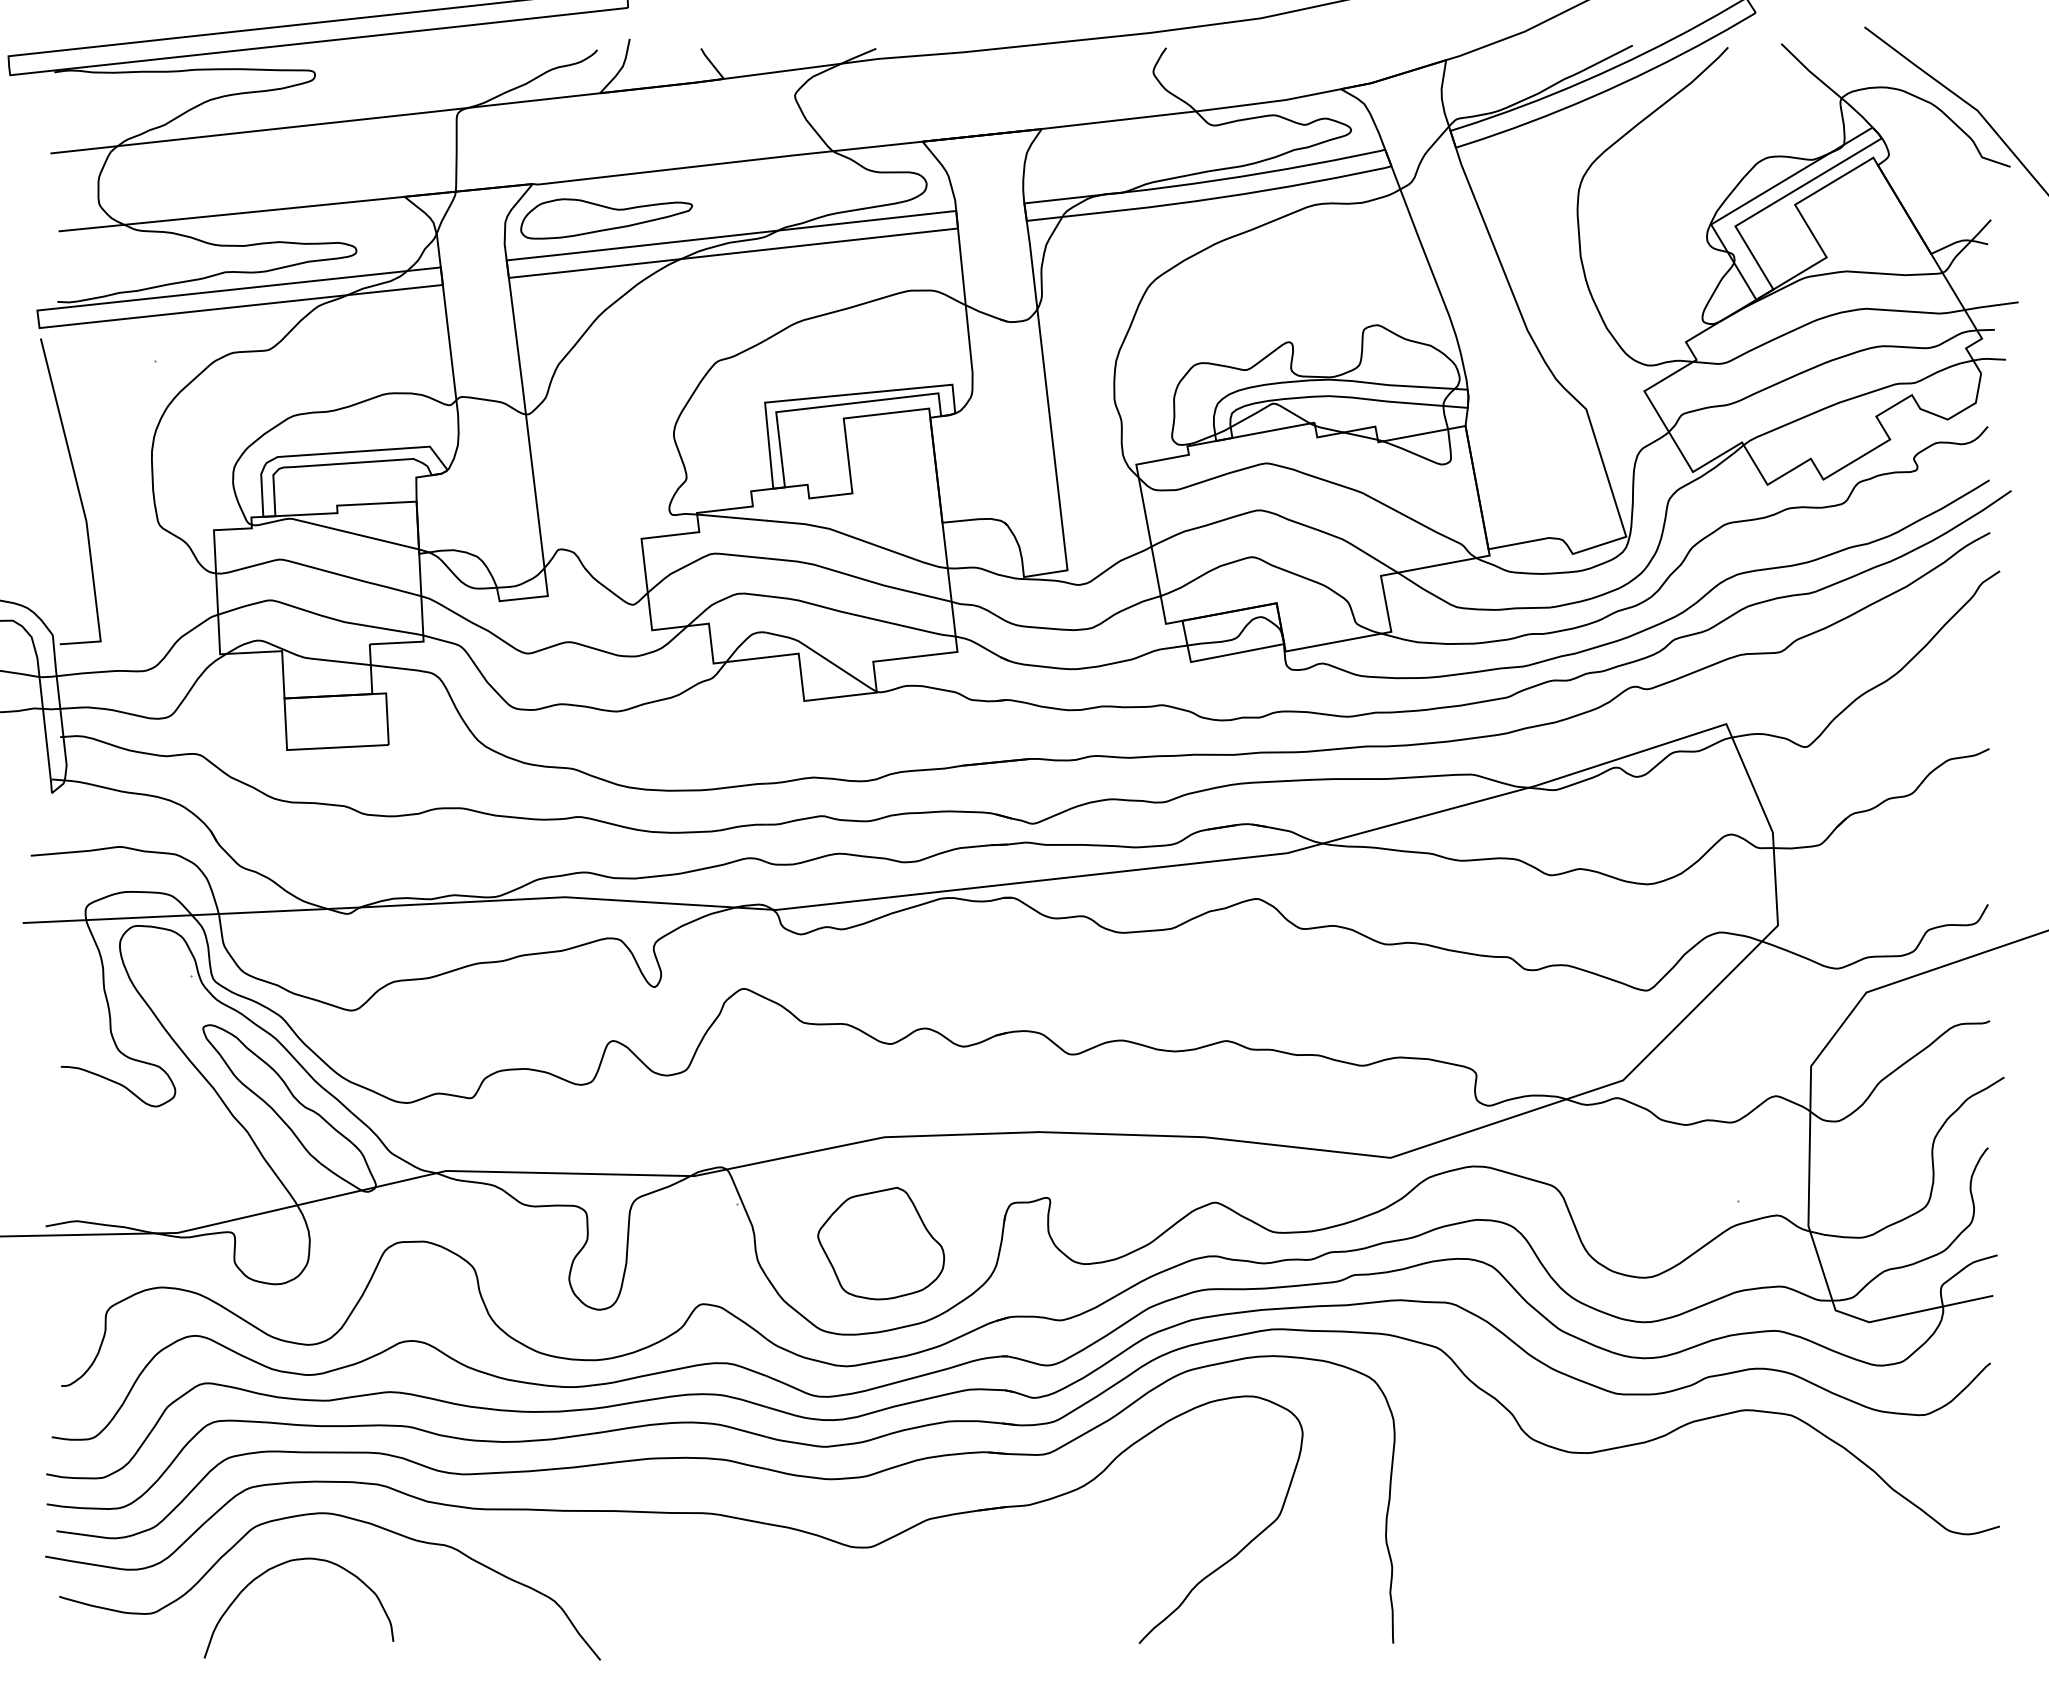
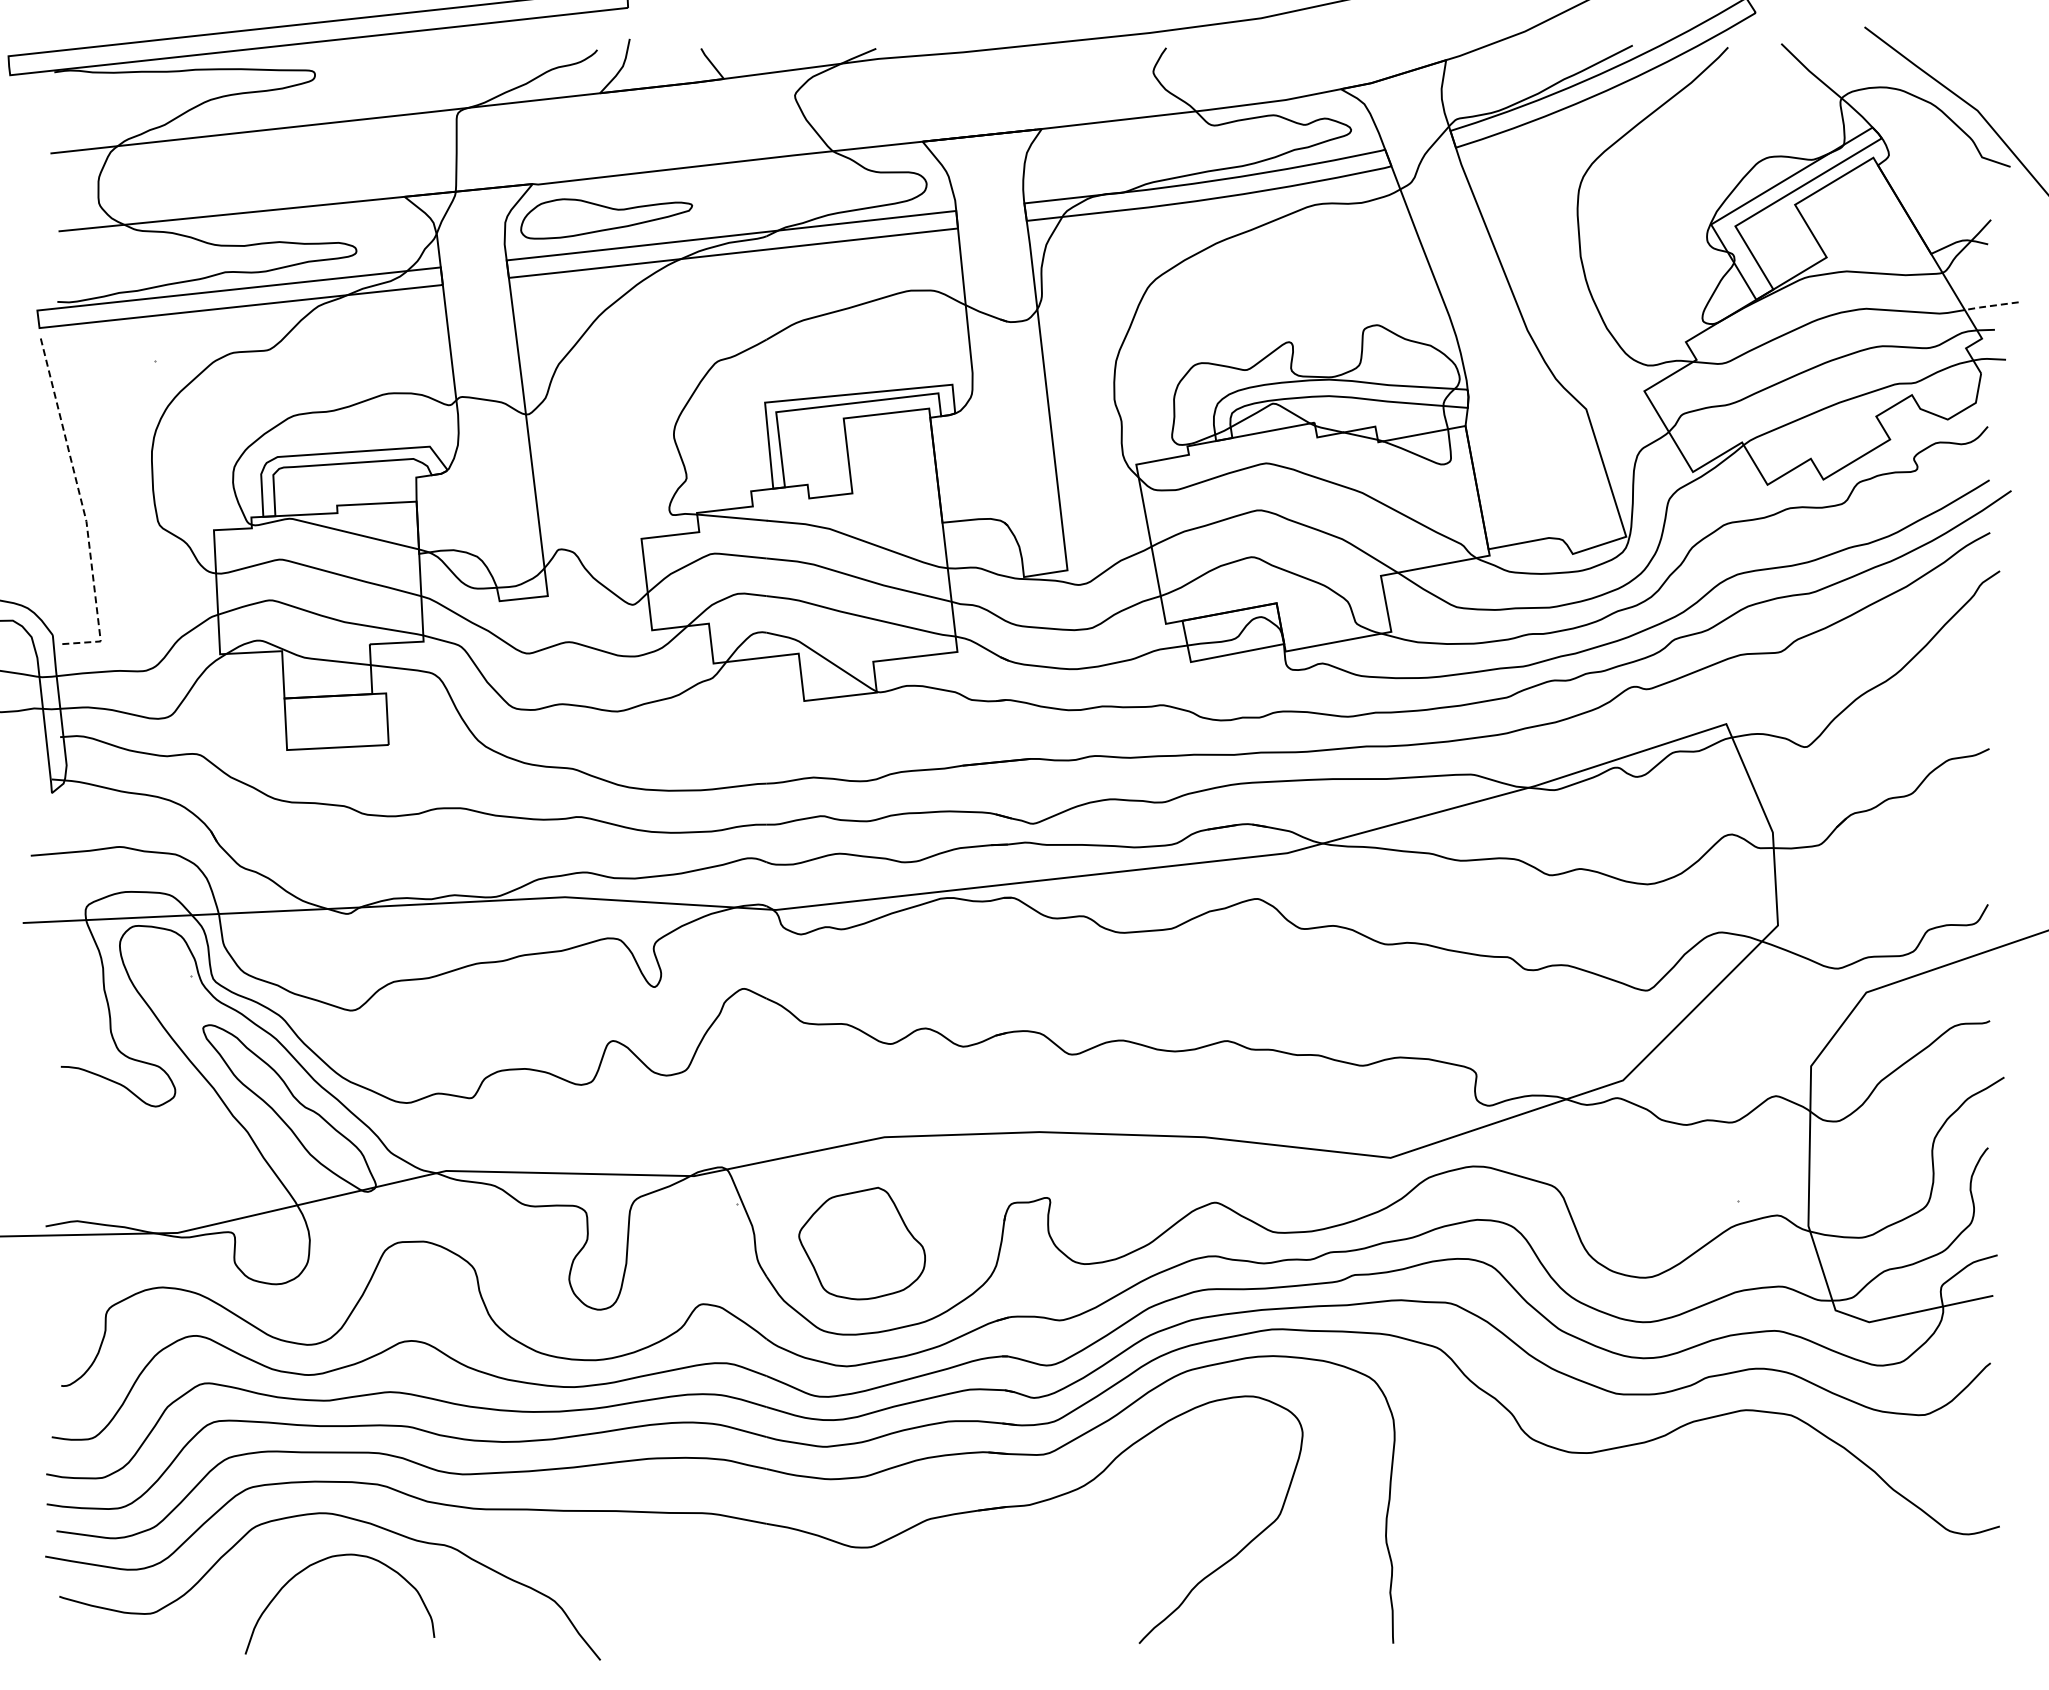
line: solid -> dashed (1991, 305)
line: solid -> dashed (83, 509)
part position: (880, 1243) -> (861, 1243) (861, 1243)
curve position: (281, 1565) -> (322, 1561) (322, 1561)
